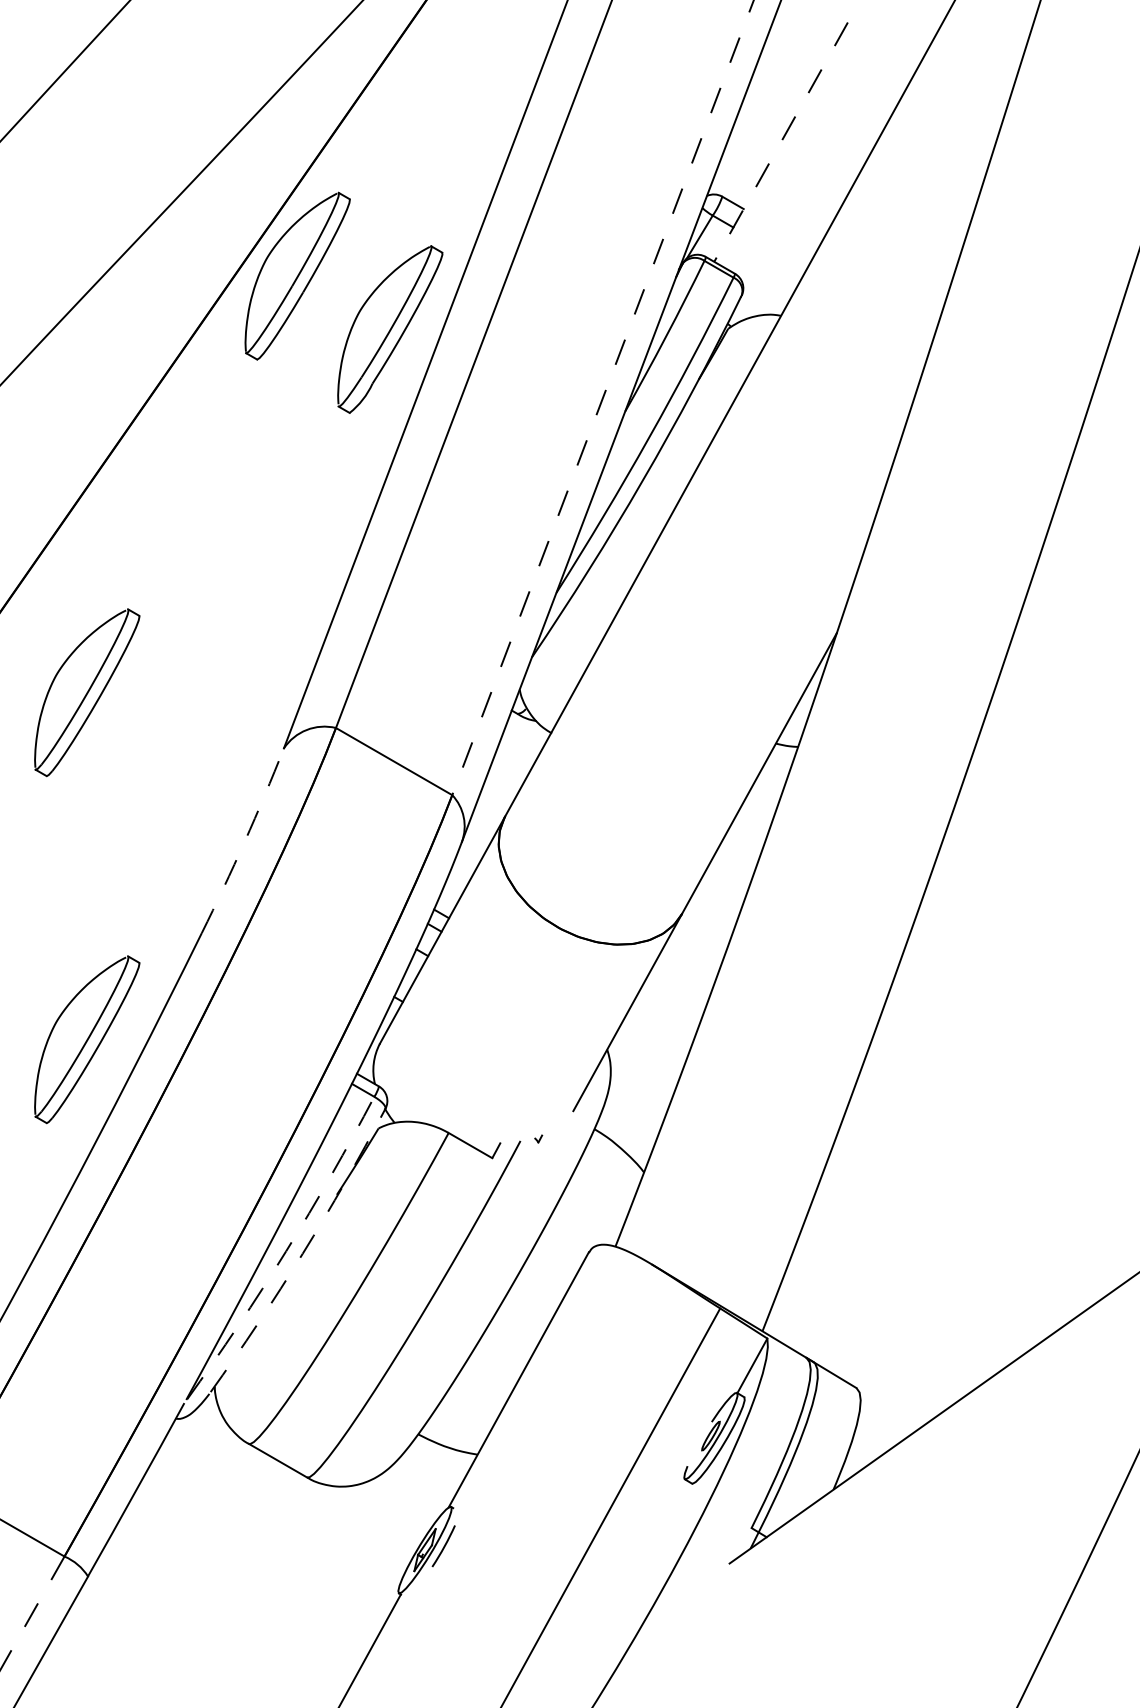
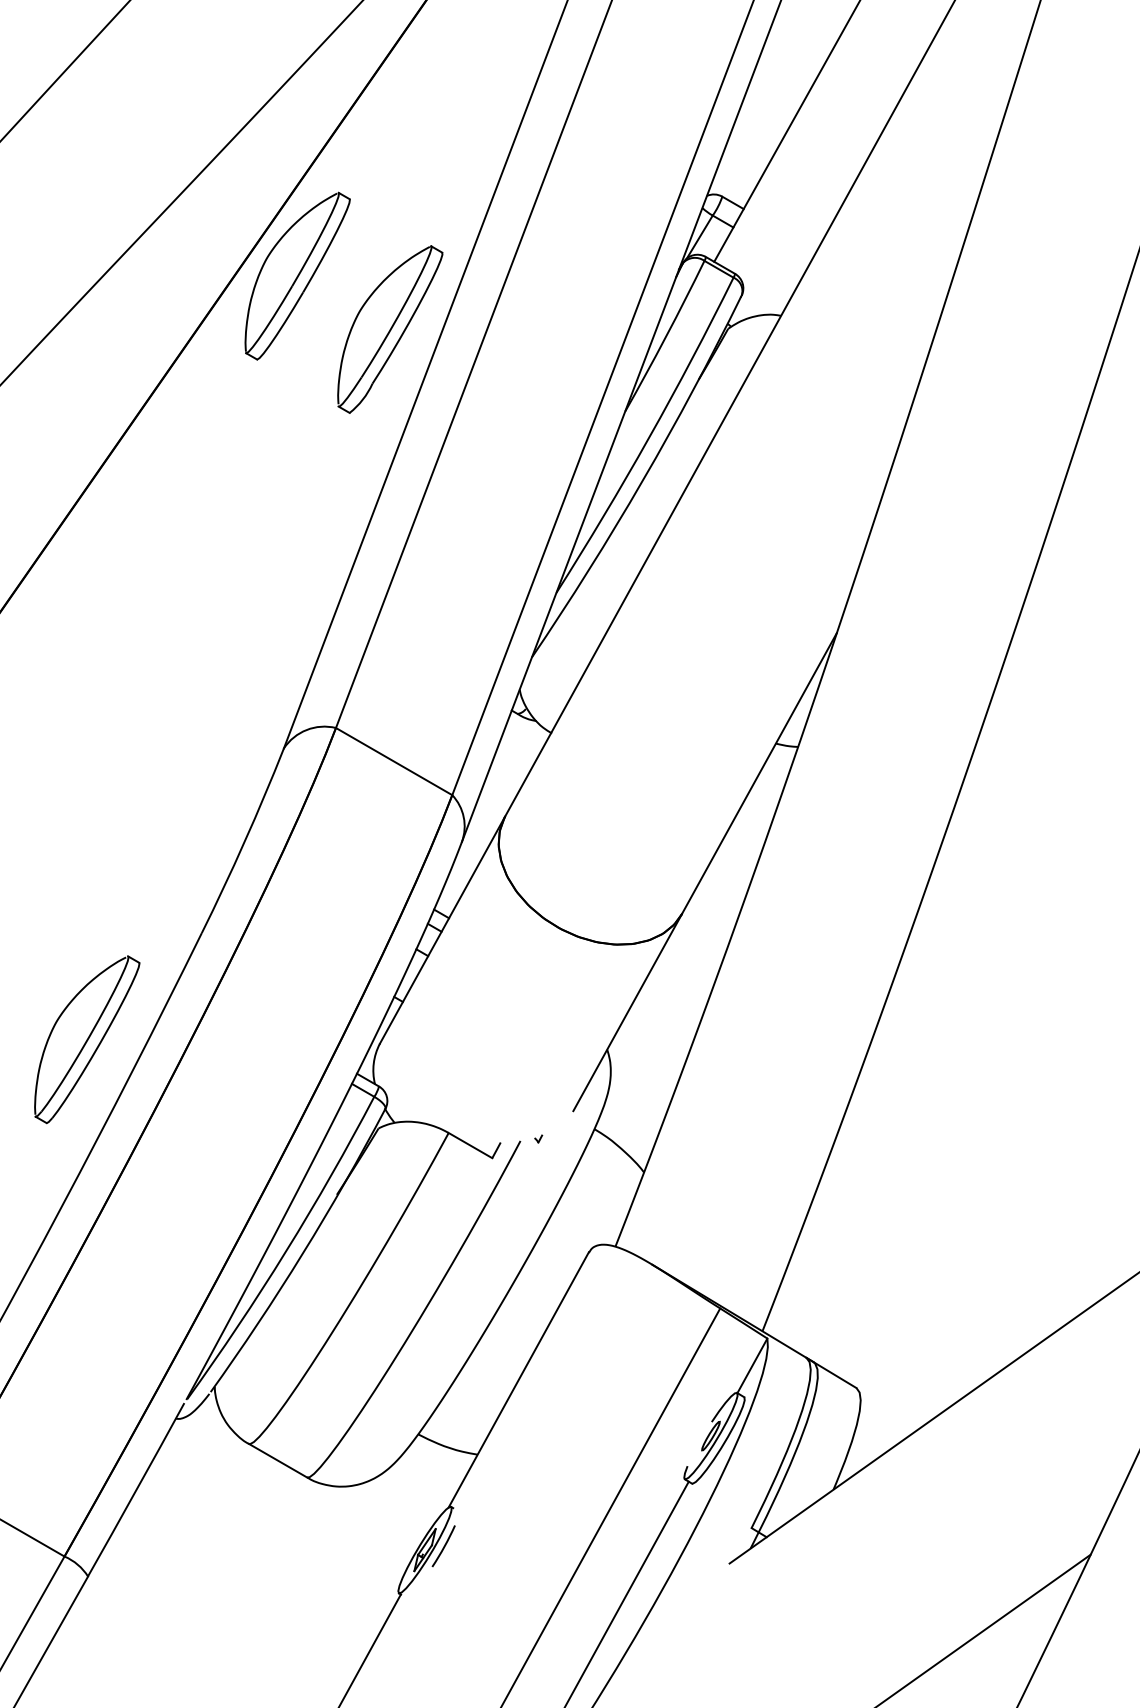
line: dashed -> solid (786, 131)
line: dashed -> solid (602, 397)
part: present -> none (87, 692)
arc: dashed -> solid (244, 841)
arc: dashed -> solid (286, 1251)
arc: dashed -> solid (302, 1253)
line: none -> present (627, 1592)
line: dashed -> solid (32, 1613)
line: none -> present (984, 1629)
